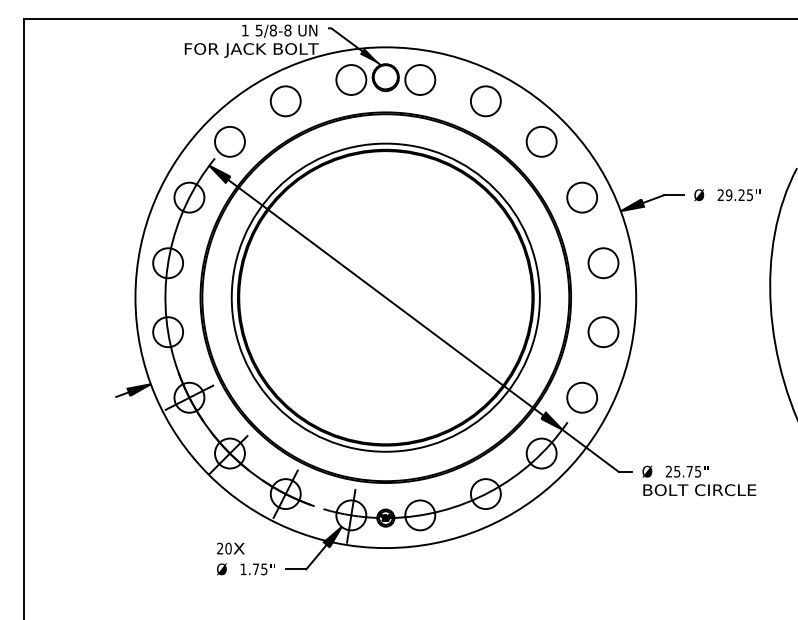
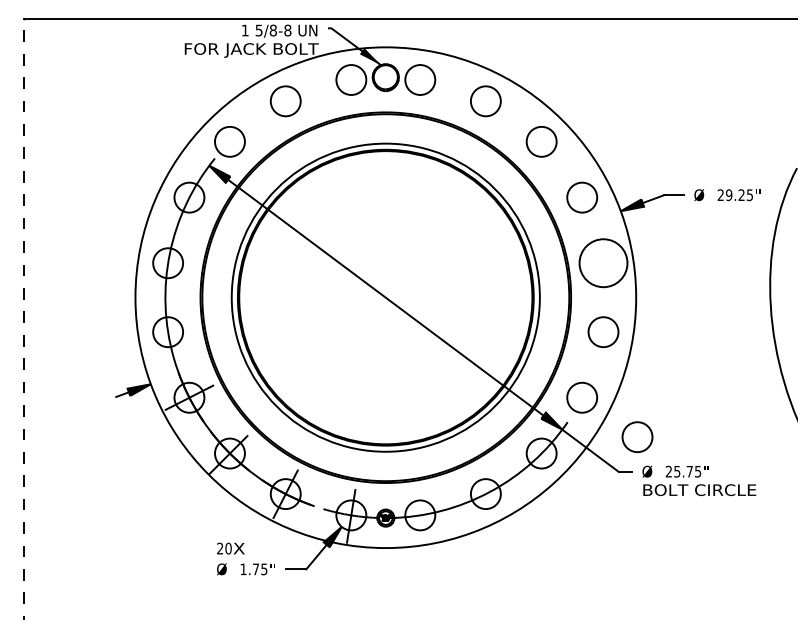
circle diameter: 30 px -> 48 px (603, 263)
line: solid -> dashed (23, 318)
circle: none -> present (637, 436)
